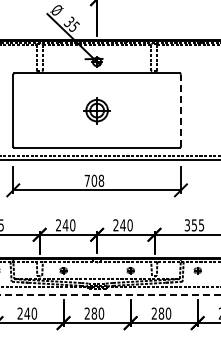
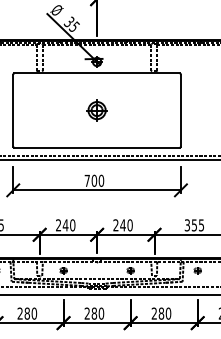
part size: 28x28 px -> 22x23 px (96, 110)
line: dashed -> solid (180, 110)
text: 708 -> 700 (101, 180)
line: dashed -> solid (110, 294)
text: 240 -> 280 (27, 313)
